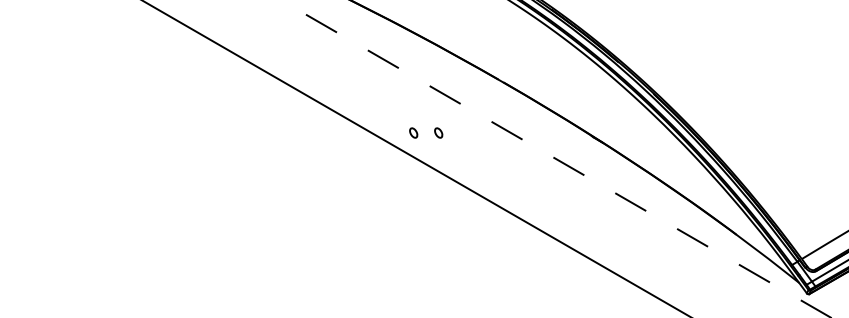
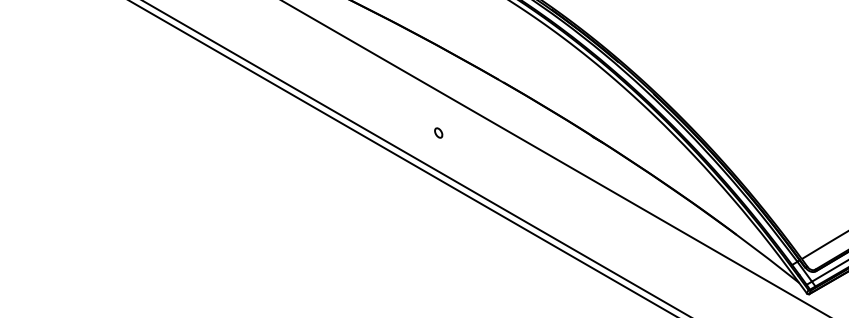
part: present -> none (413, 132)
line: none -> present (402, 158)
line: dashed -> solid (555, 158)
